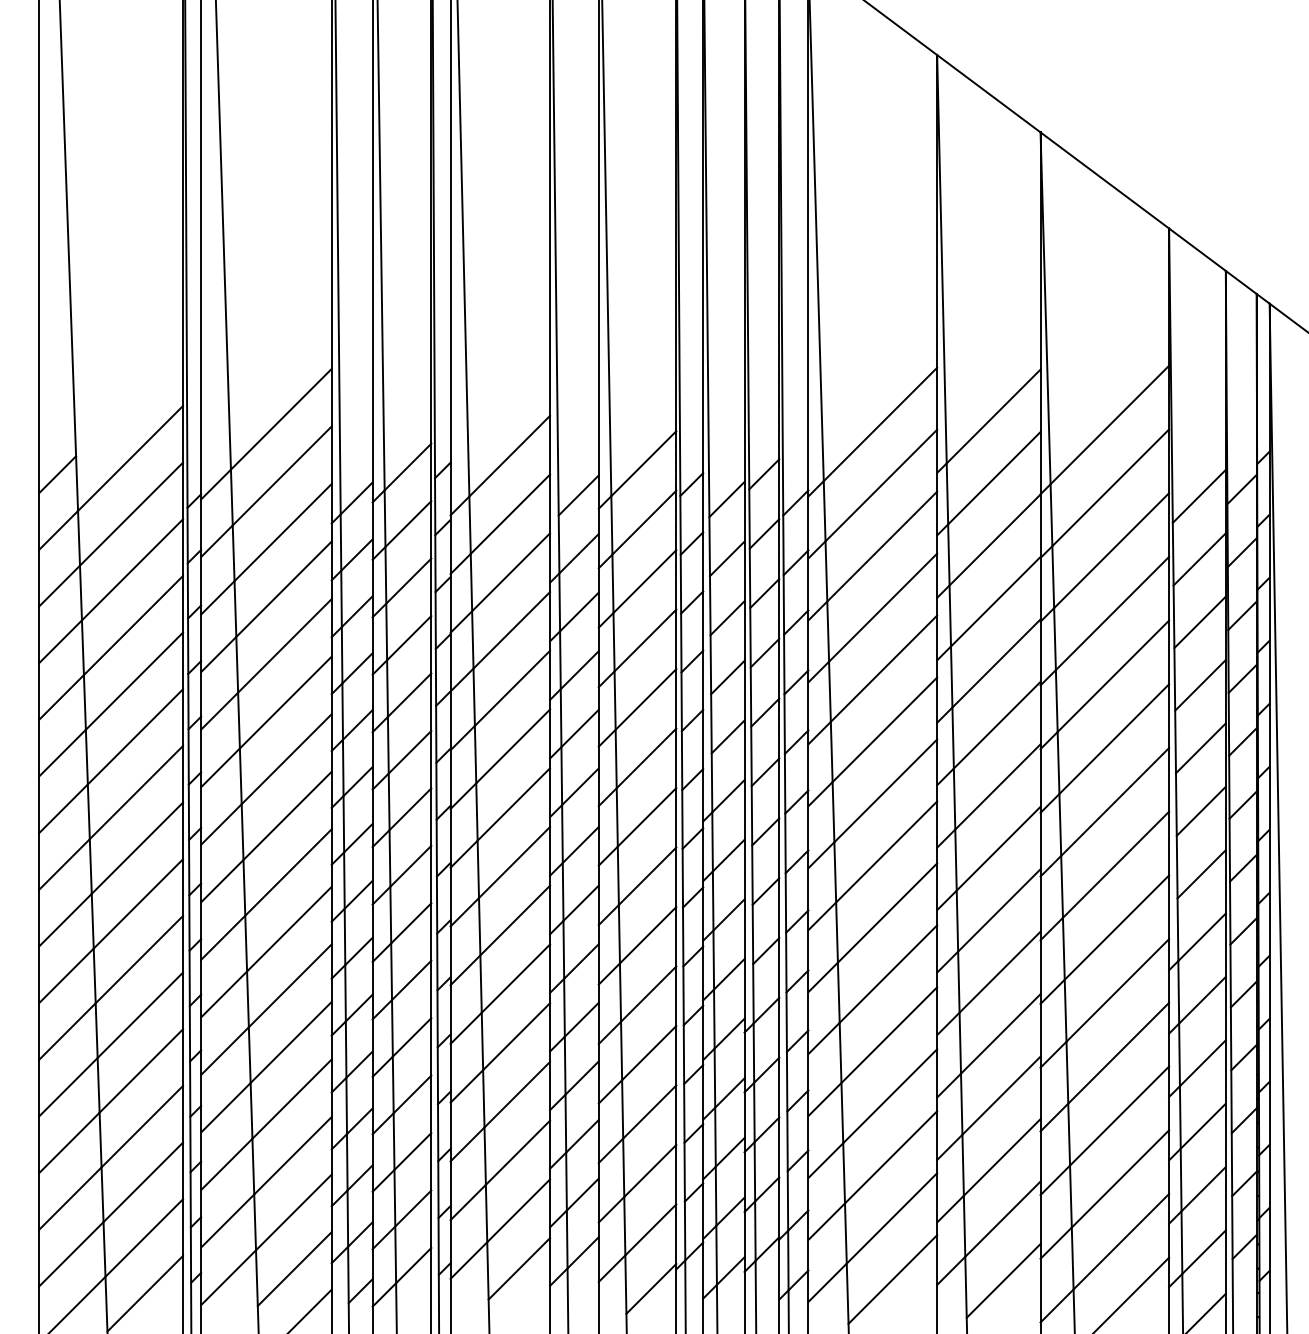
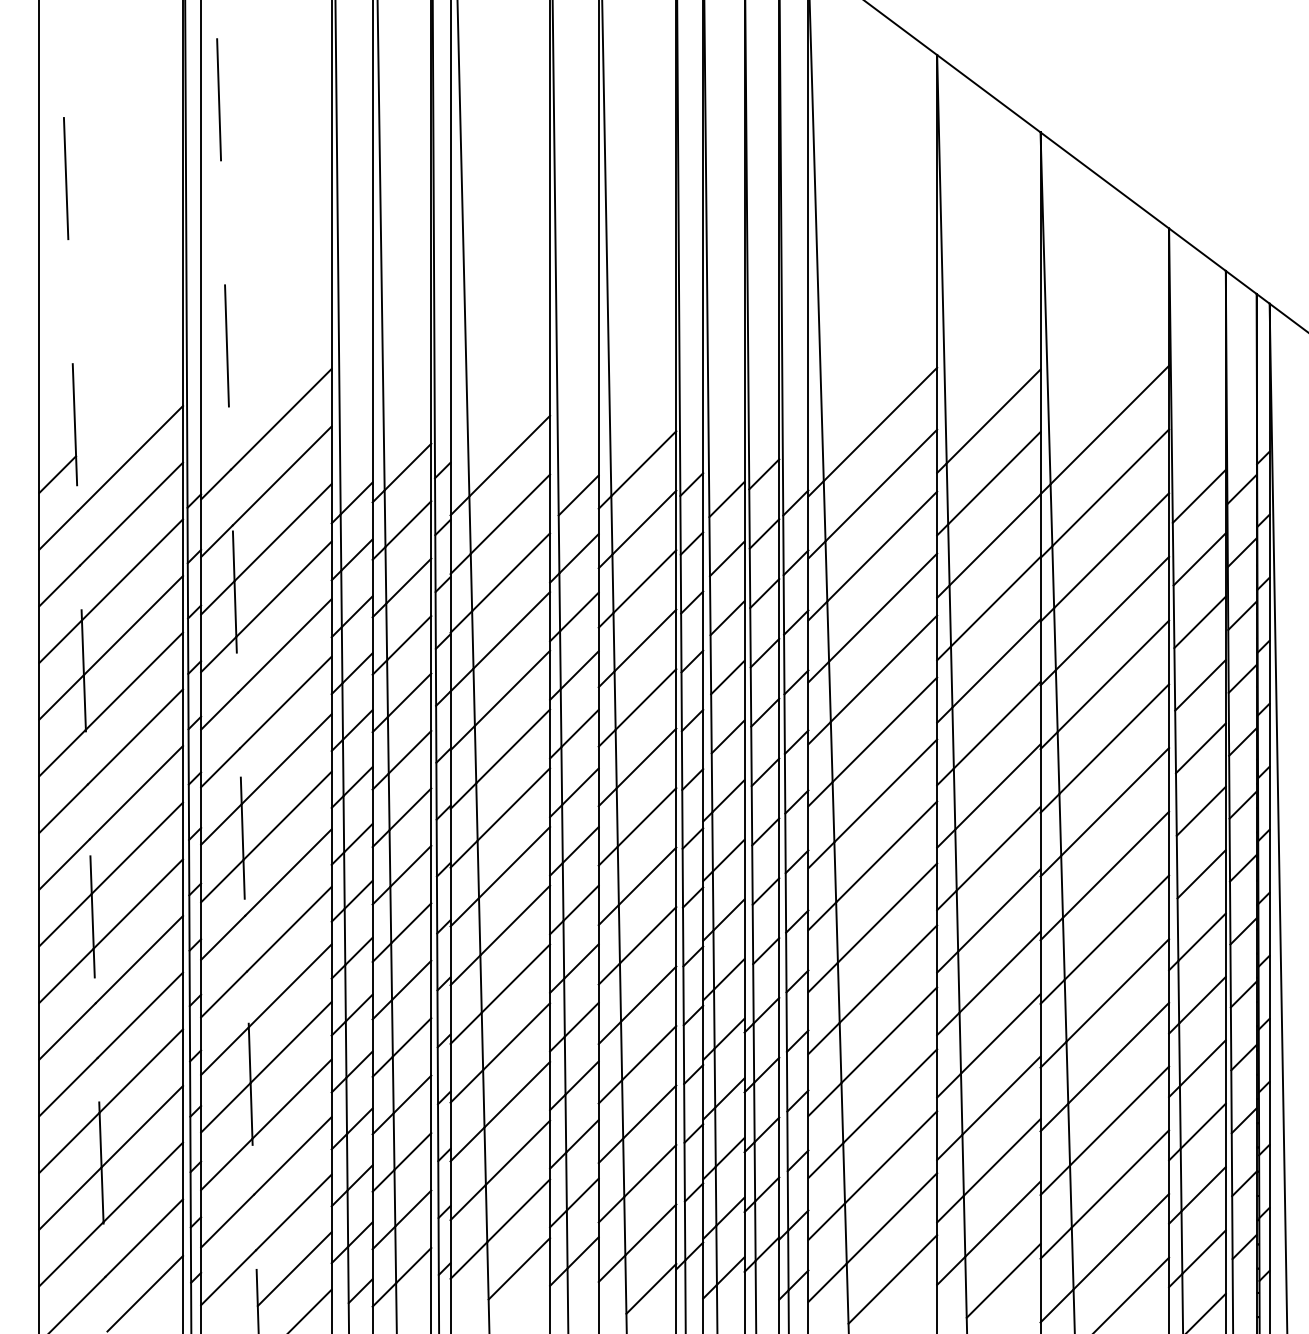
line: solid -> dashed (83, 667)
line: solid -> dashed (237, 667)
